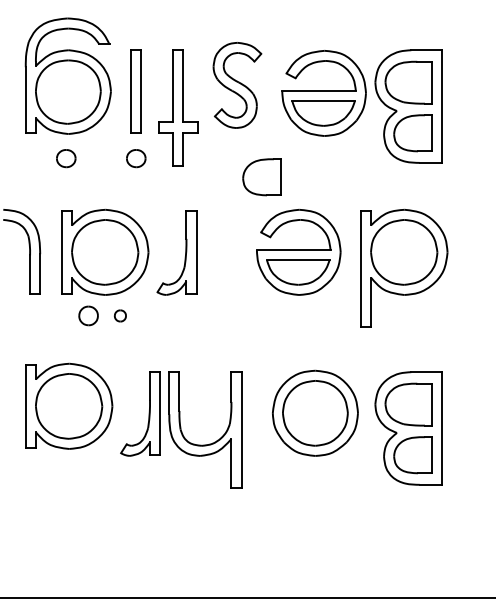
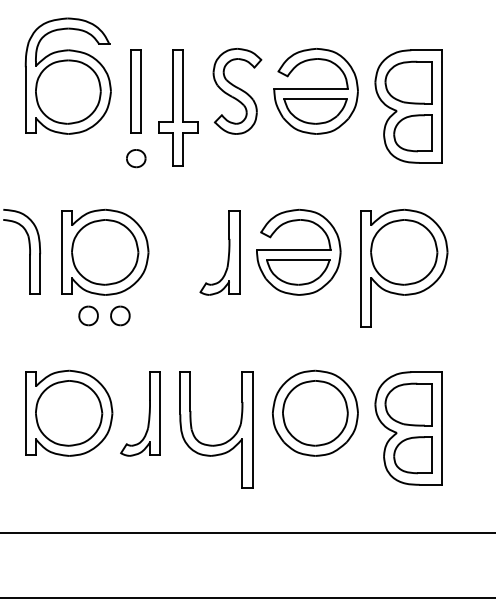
part position: (237, 85) -> (237, 91) (237, 91)
part position: (323, 93) -> (315, 91) (315, 91)
part: present -> none (66, 158)
part: present -> none (261, 177)
part position: (185, 252) -> (228, 252) (228, 252)
part size: 13x14 px -> 21x22 px (120, 315)
part position: (69, 405) -> (69, 412) (69, 412)
part position: (209, 443) -> (220, 443) (220, 443)
line: none -> present (247, 533)
